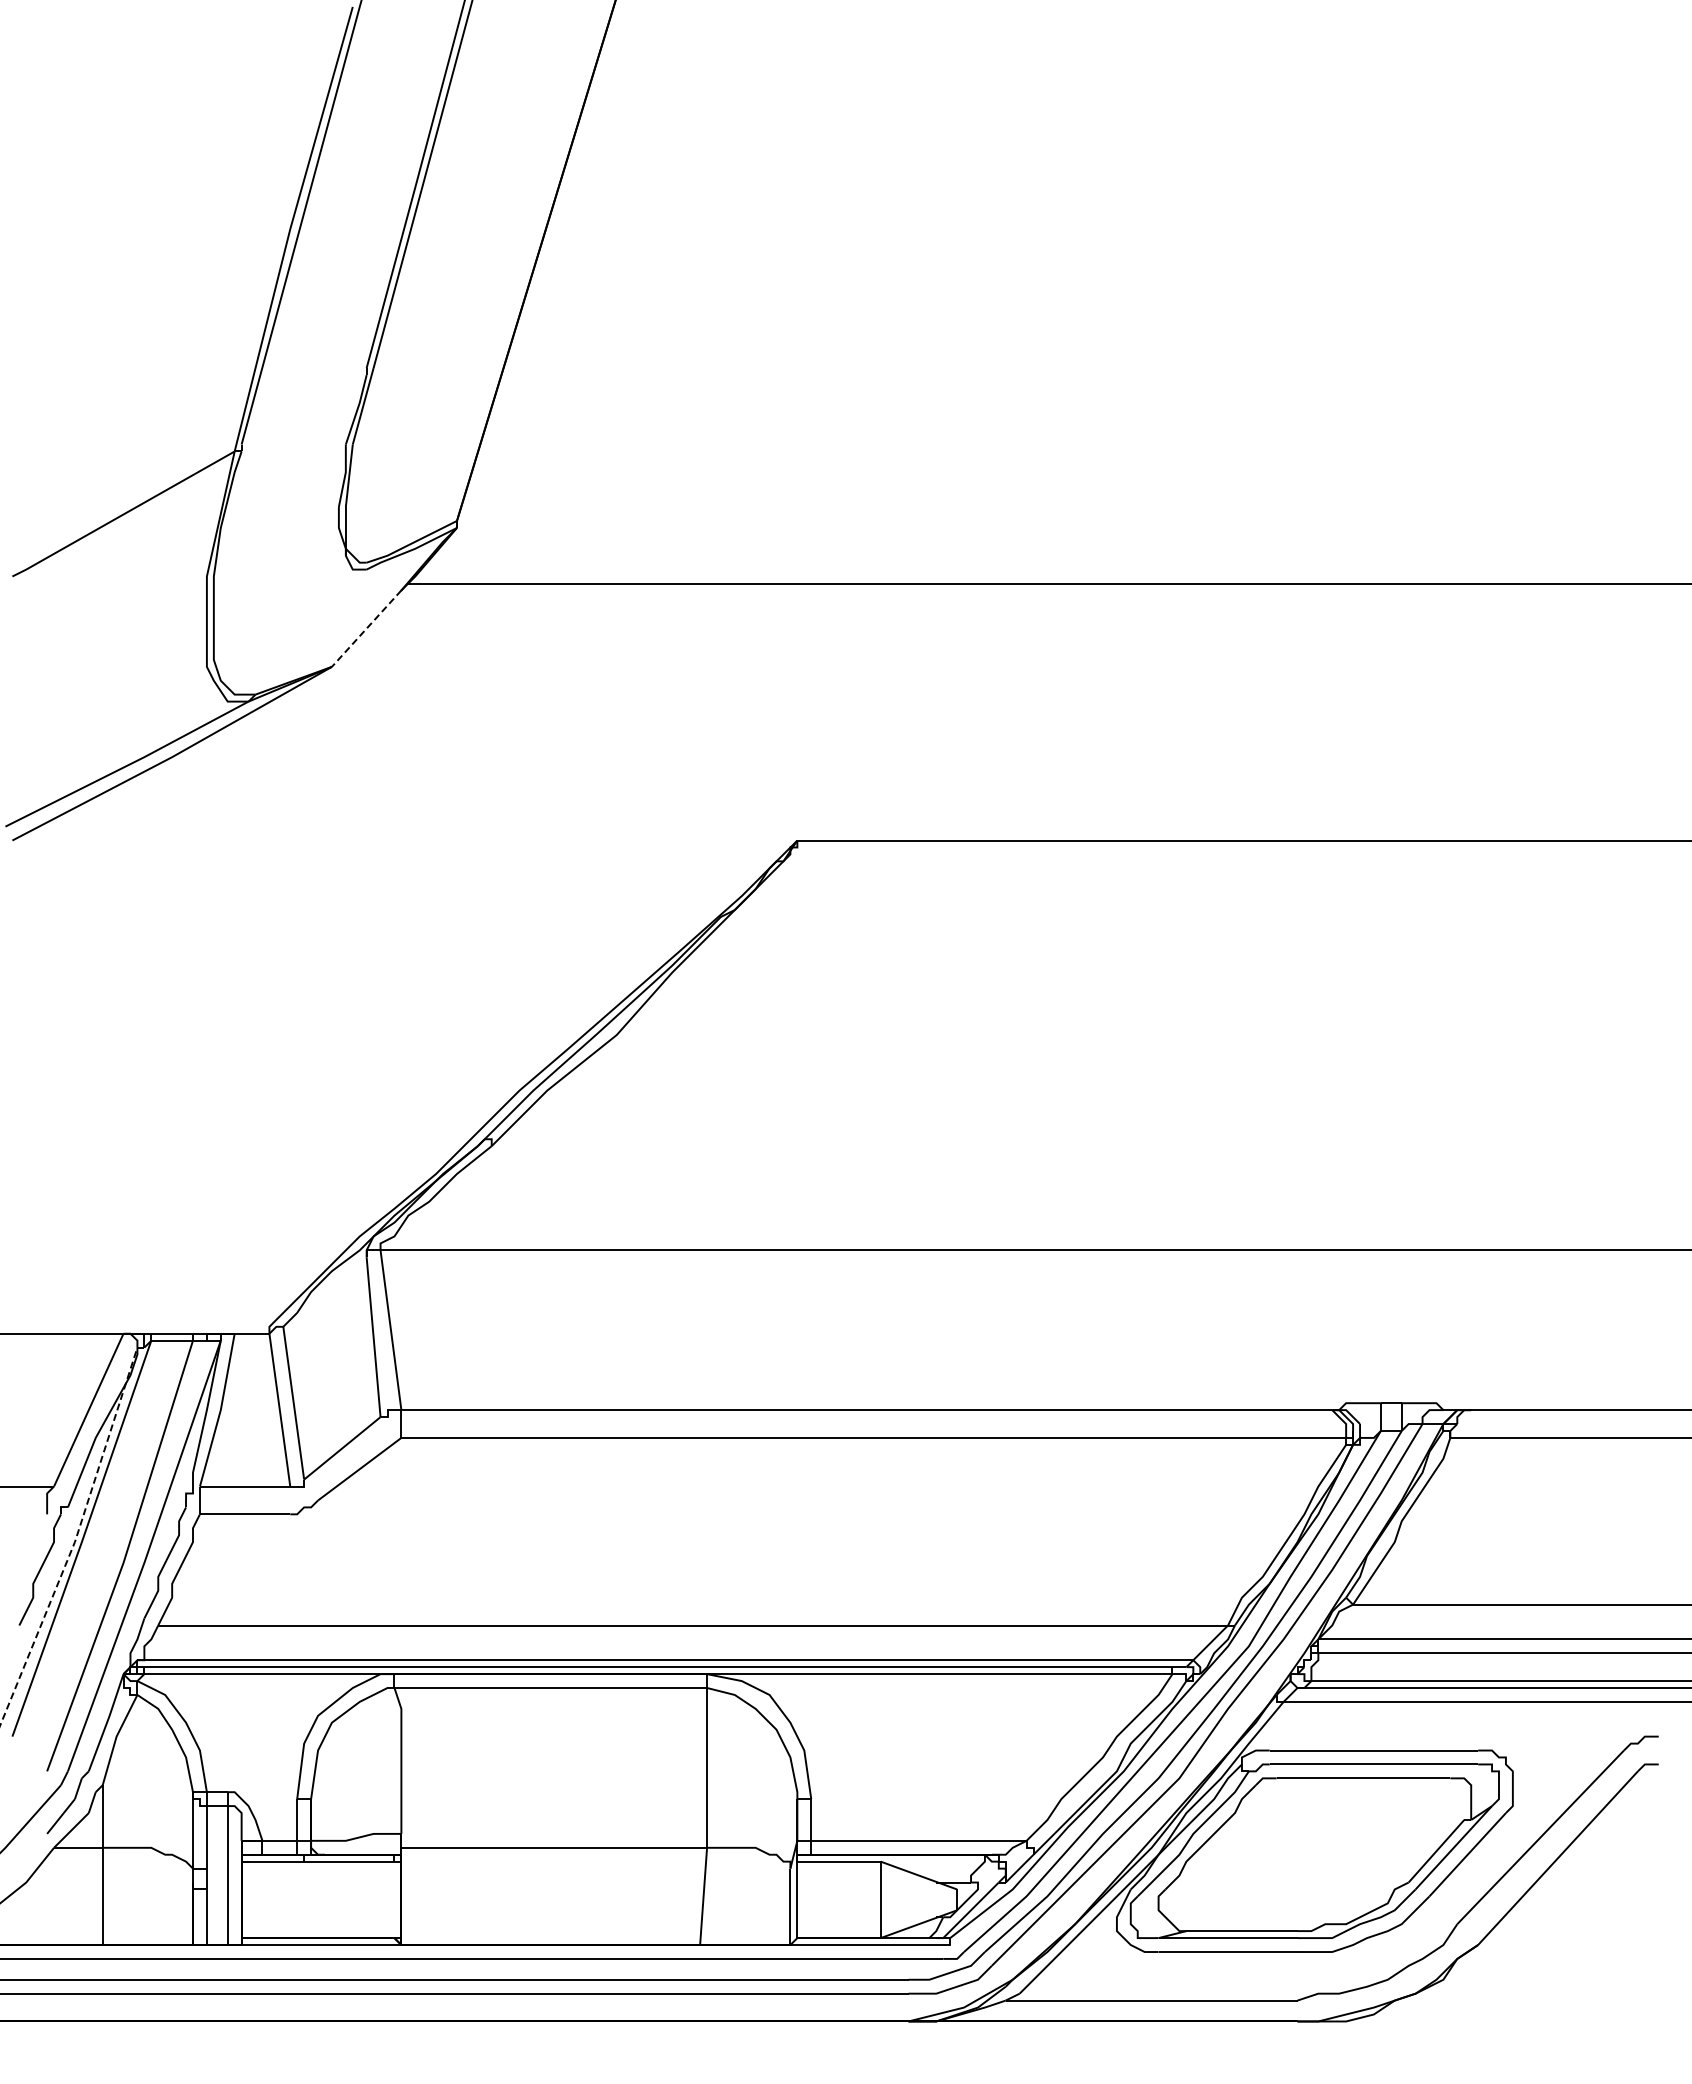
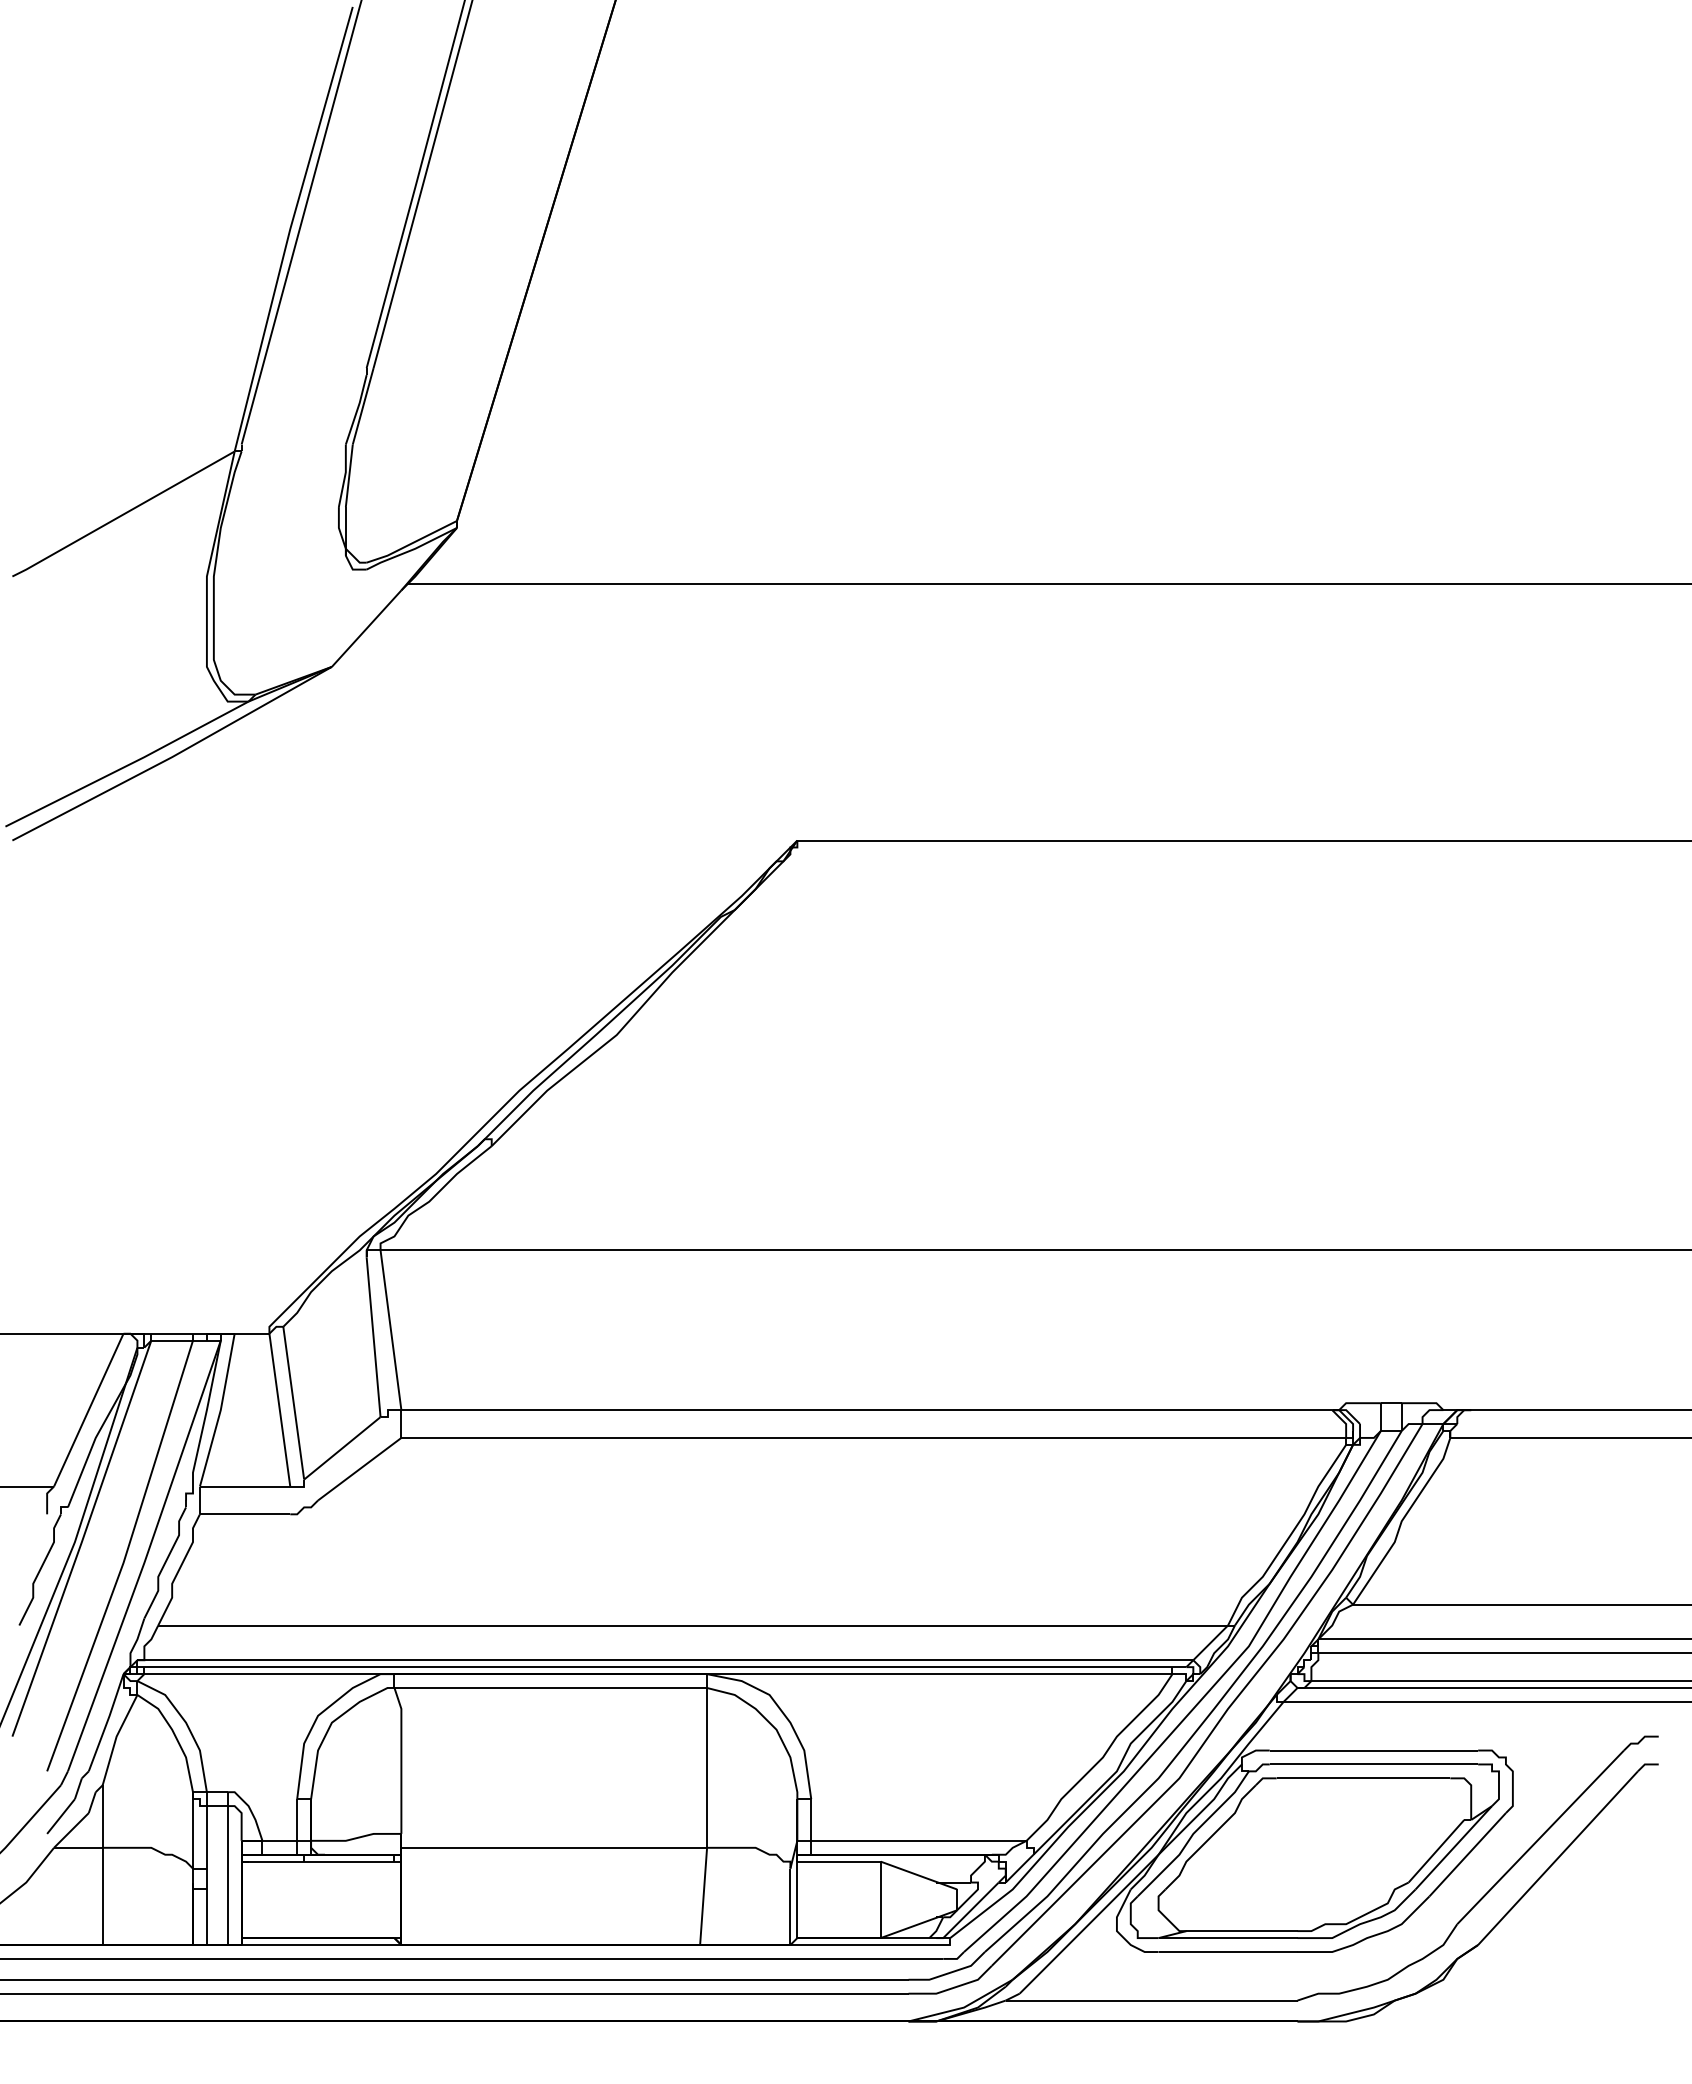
line: dashed -> solid (366, 628)
line: dashed -> solid (75, 1539)
